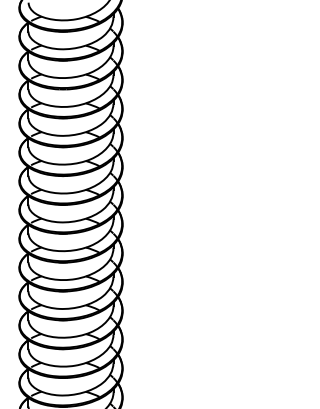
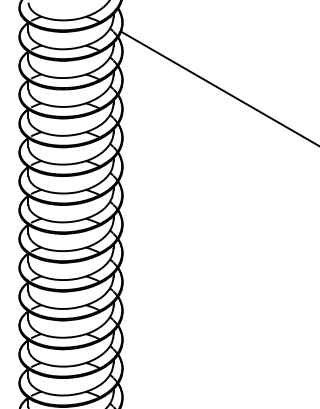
line: none -> present (218, 87)
